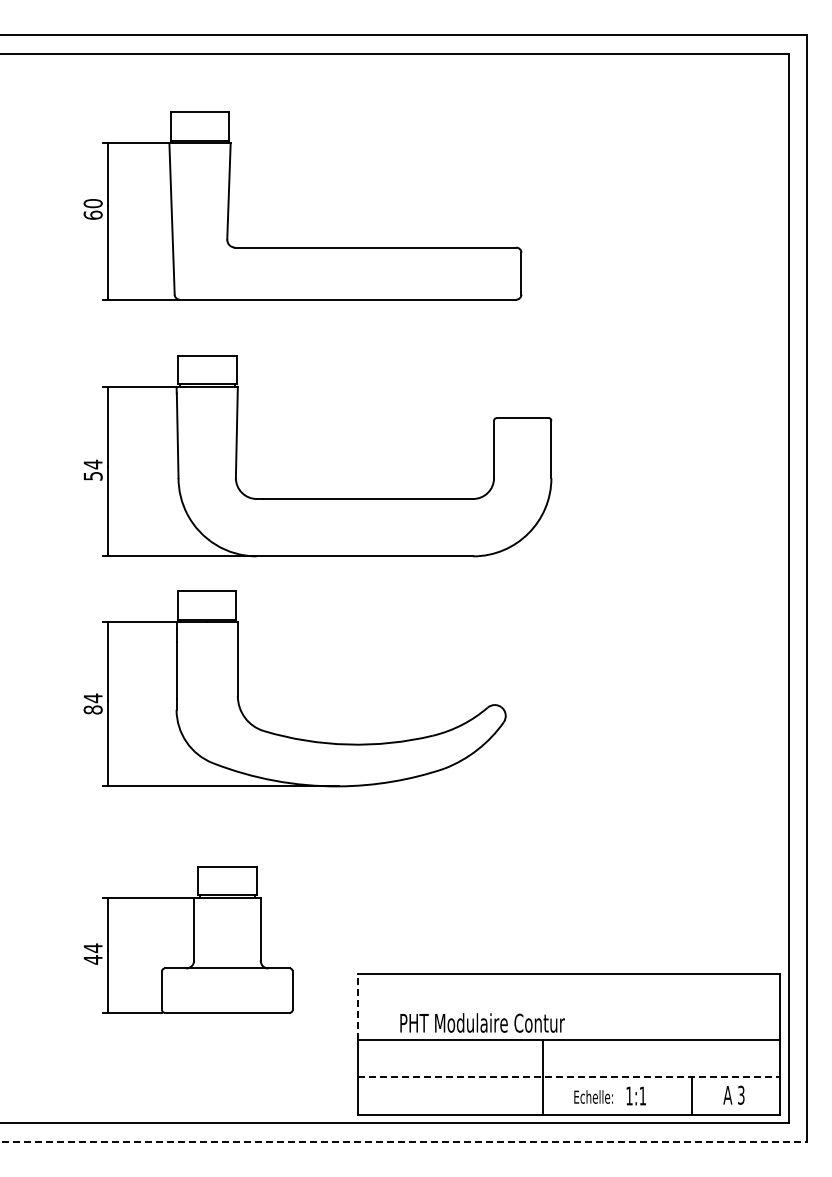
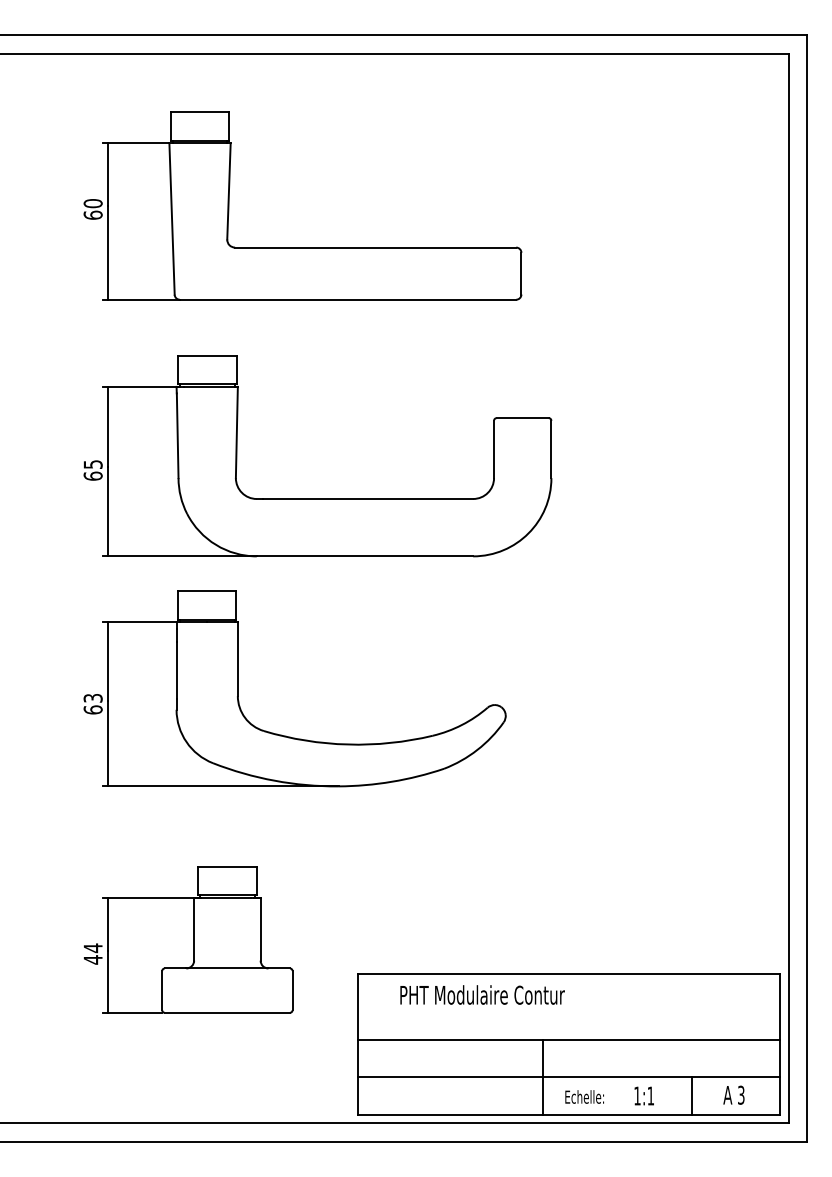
text: 54 -> 65 (92, 469)
text: 84 -> 63 (92, 703)
line: dashed -> solid (357, 1006)
text position: (482, 1022) -> (482, 994) (482, 994)
line: dashed -> solid (569, 1077)
text position: (635, 1095) -> (643, 1095) (643, 1095)
text position: (593, 1096) -> (584, 1096) (584, 1096)
line: dashed -> solid (404, 1141)
